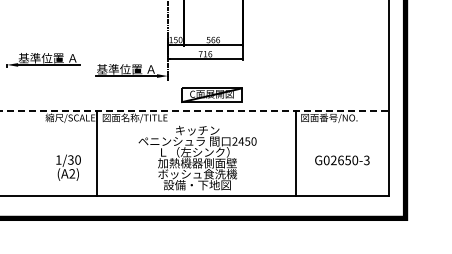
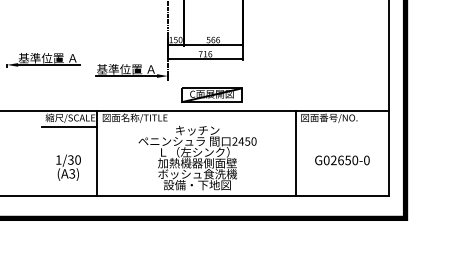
line: dashed -> solid (194, 110)
line: none -> present (69, 126)
text: G02650-3 -> G02650-0 (366, 160)
text: (A2) -> (A3) (72, 174)
